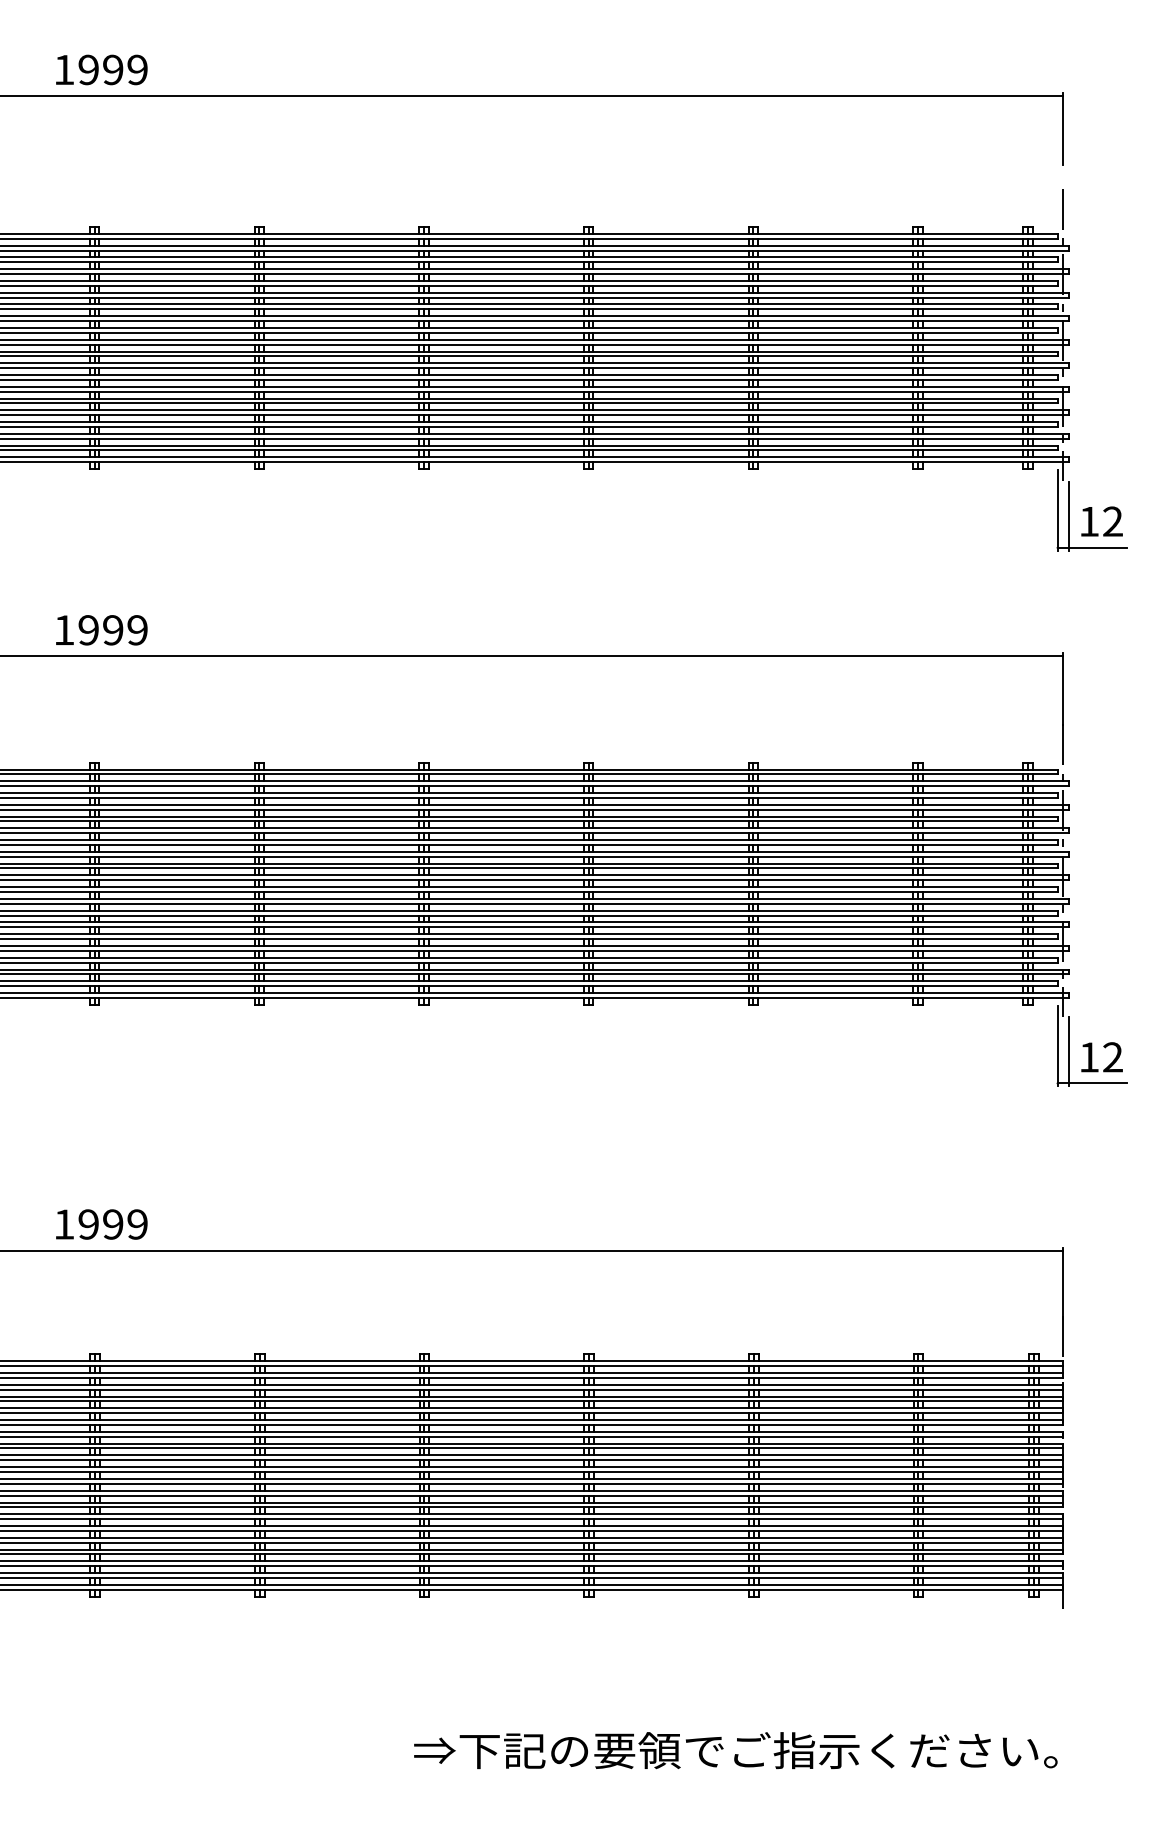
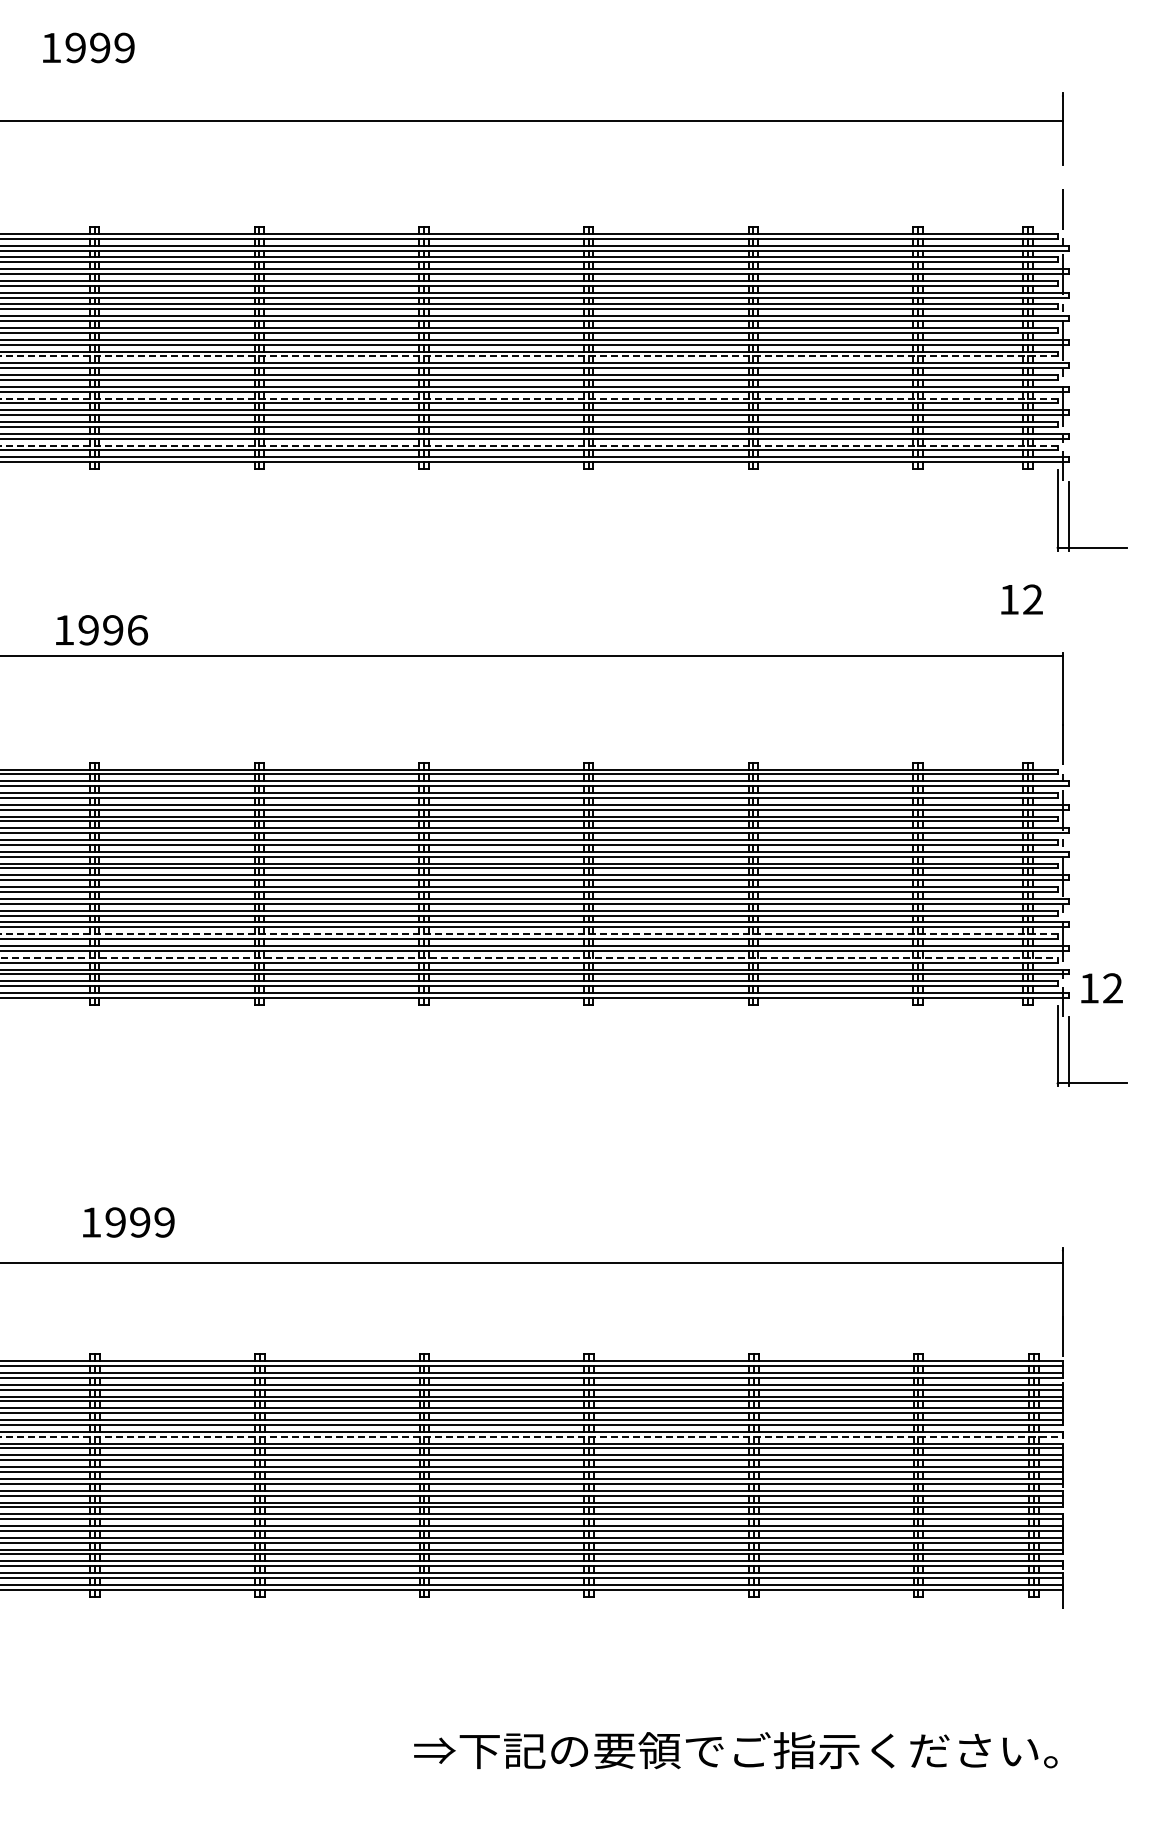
text position: (101, 69) -> (88, 47) (88, 47)
line position: (532, 96) -> (532, 121) (532, 121)
line: solid -> dashed (529, 356)
line: solid -> dashed (528, 398)
line: solid -> dashed (529, 445)
text position: (1101, 521) -> (1021, 599) (1021, 599)
text: 1999 -> 1996 (137, 630)
line: solid -> dashed (528, 934)
line: solid -> dashed (529, 957)
text position: (1101, 1057) -> (1101, 988) (1101, 988)
text position: (101, 1224) -> (128, 1222) (128, 1222)
line position: (532, 1250) -> (532, 1262) (532, 1262)
line: solid -> dashed (531, 1436)
